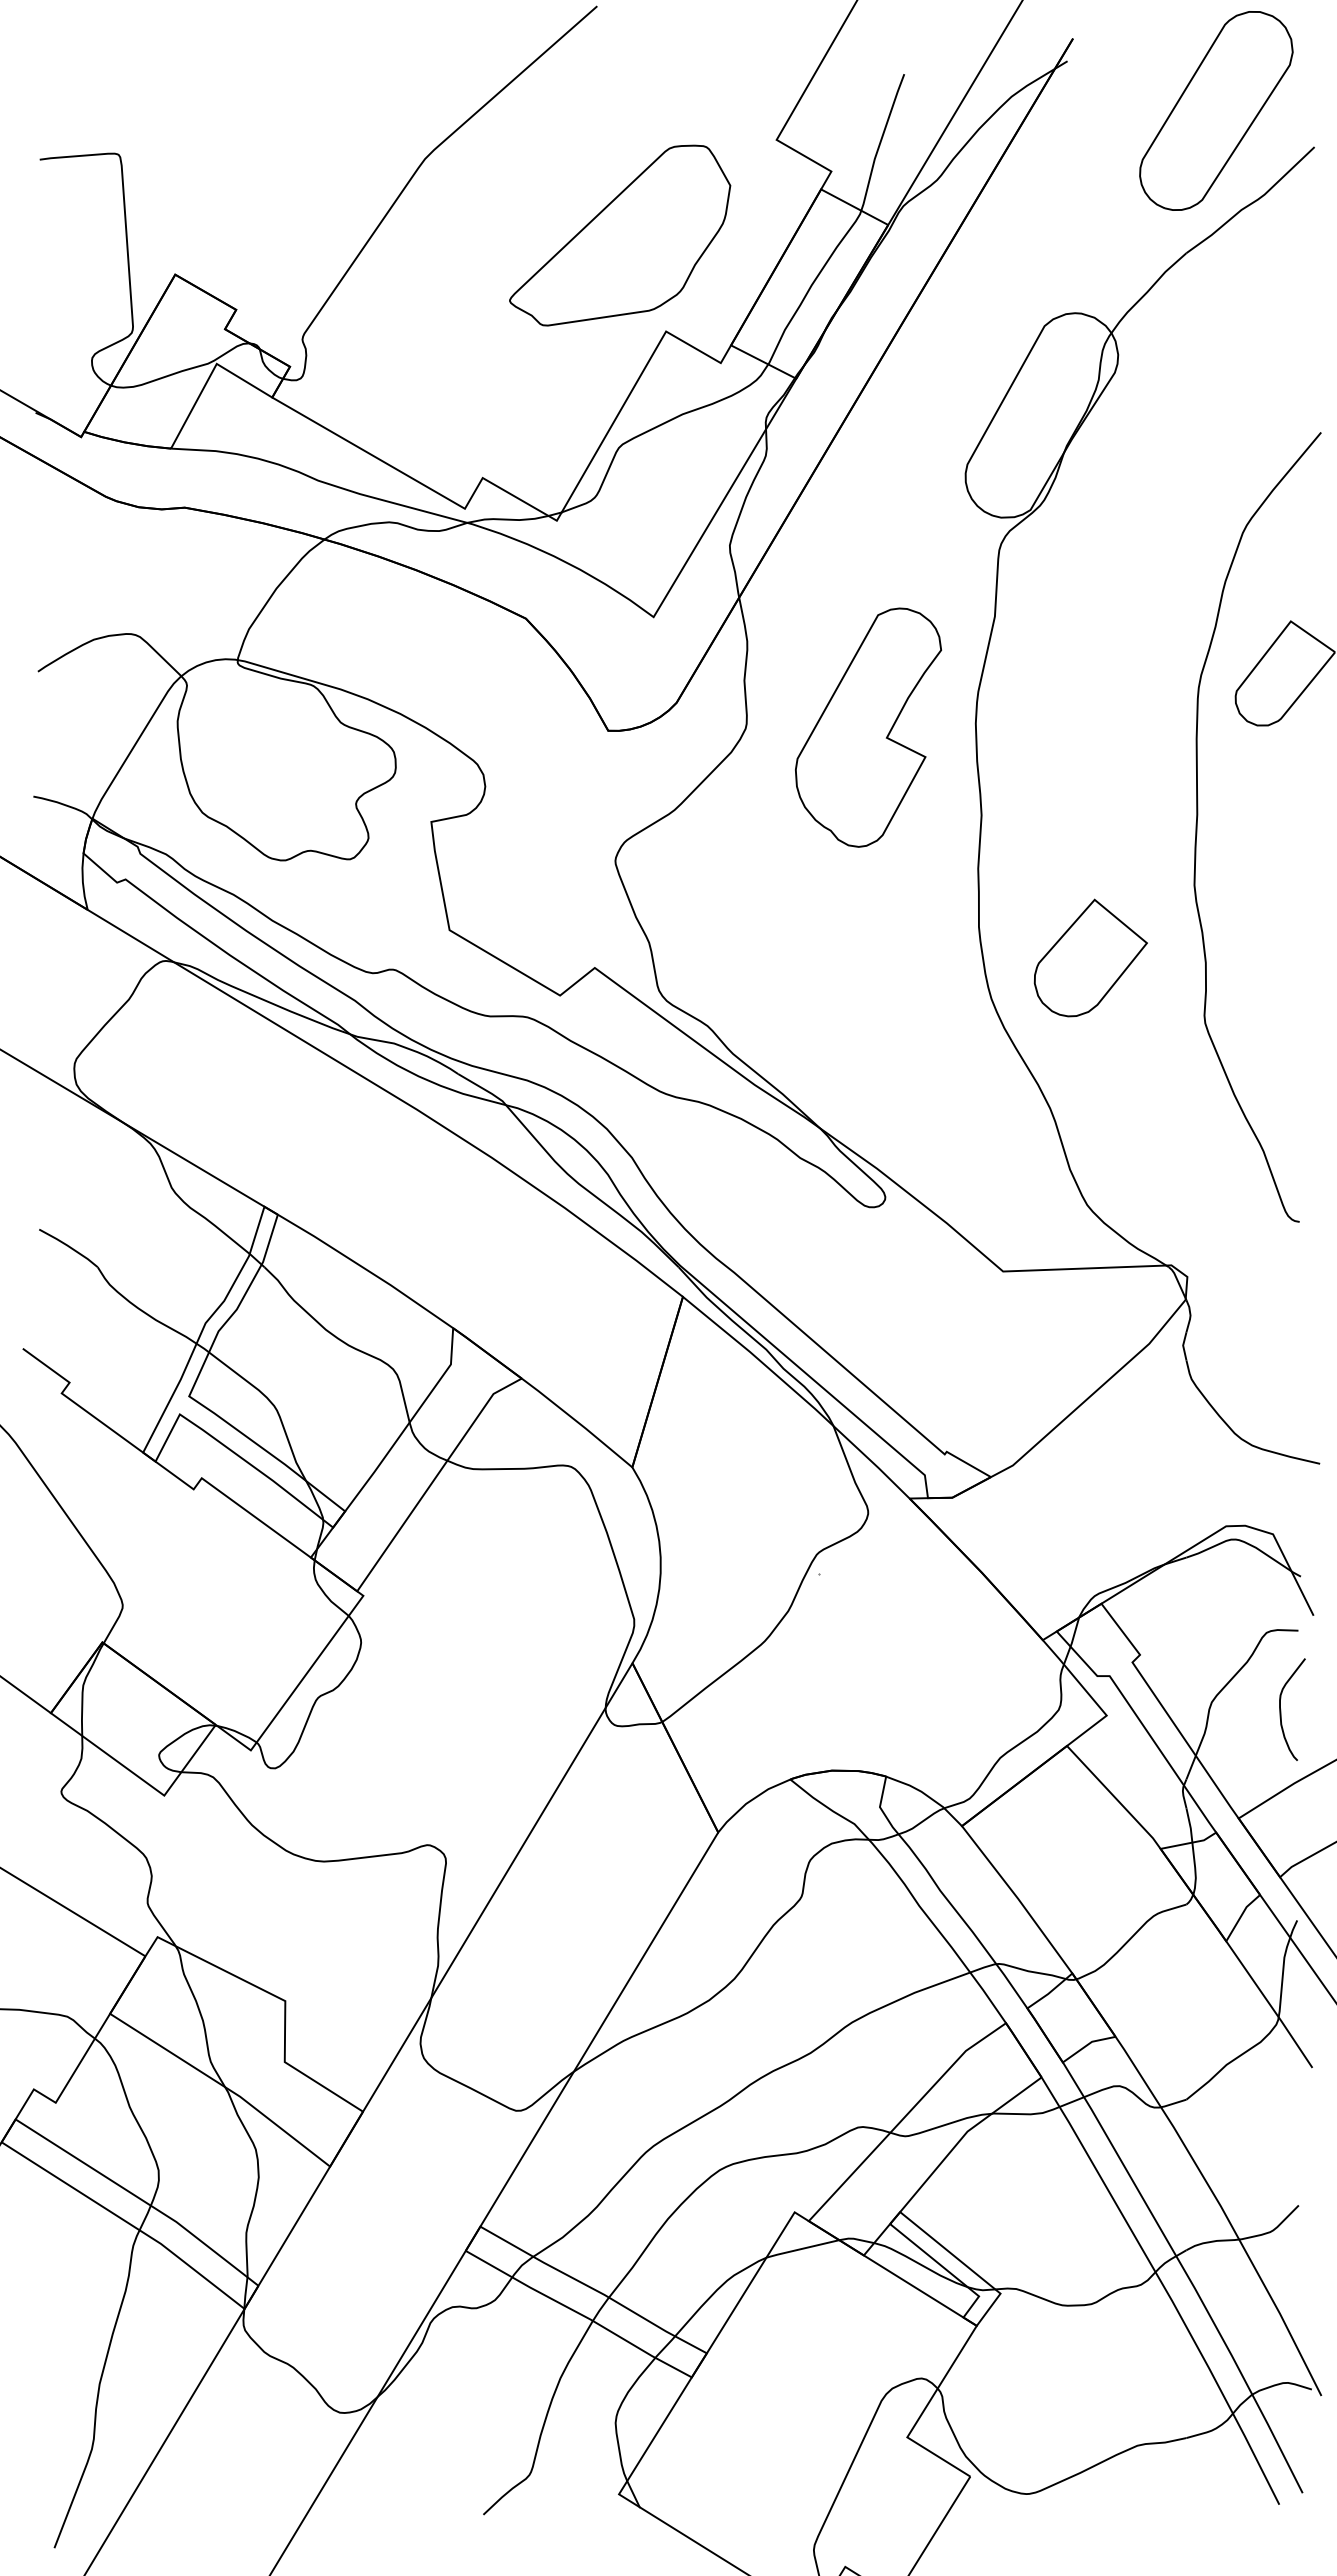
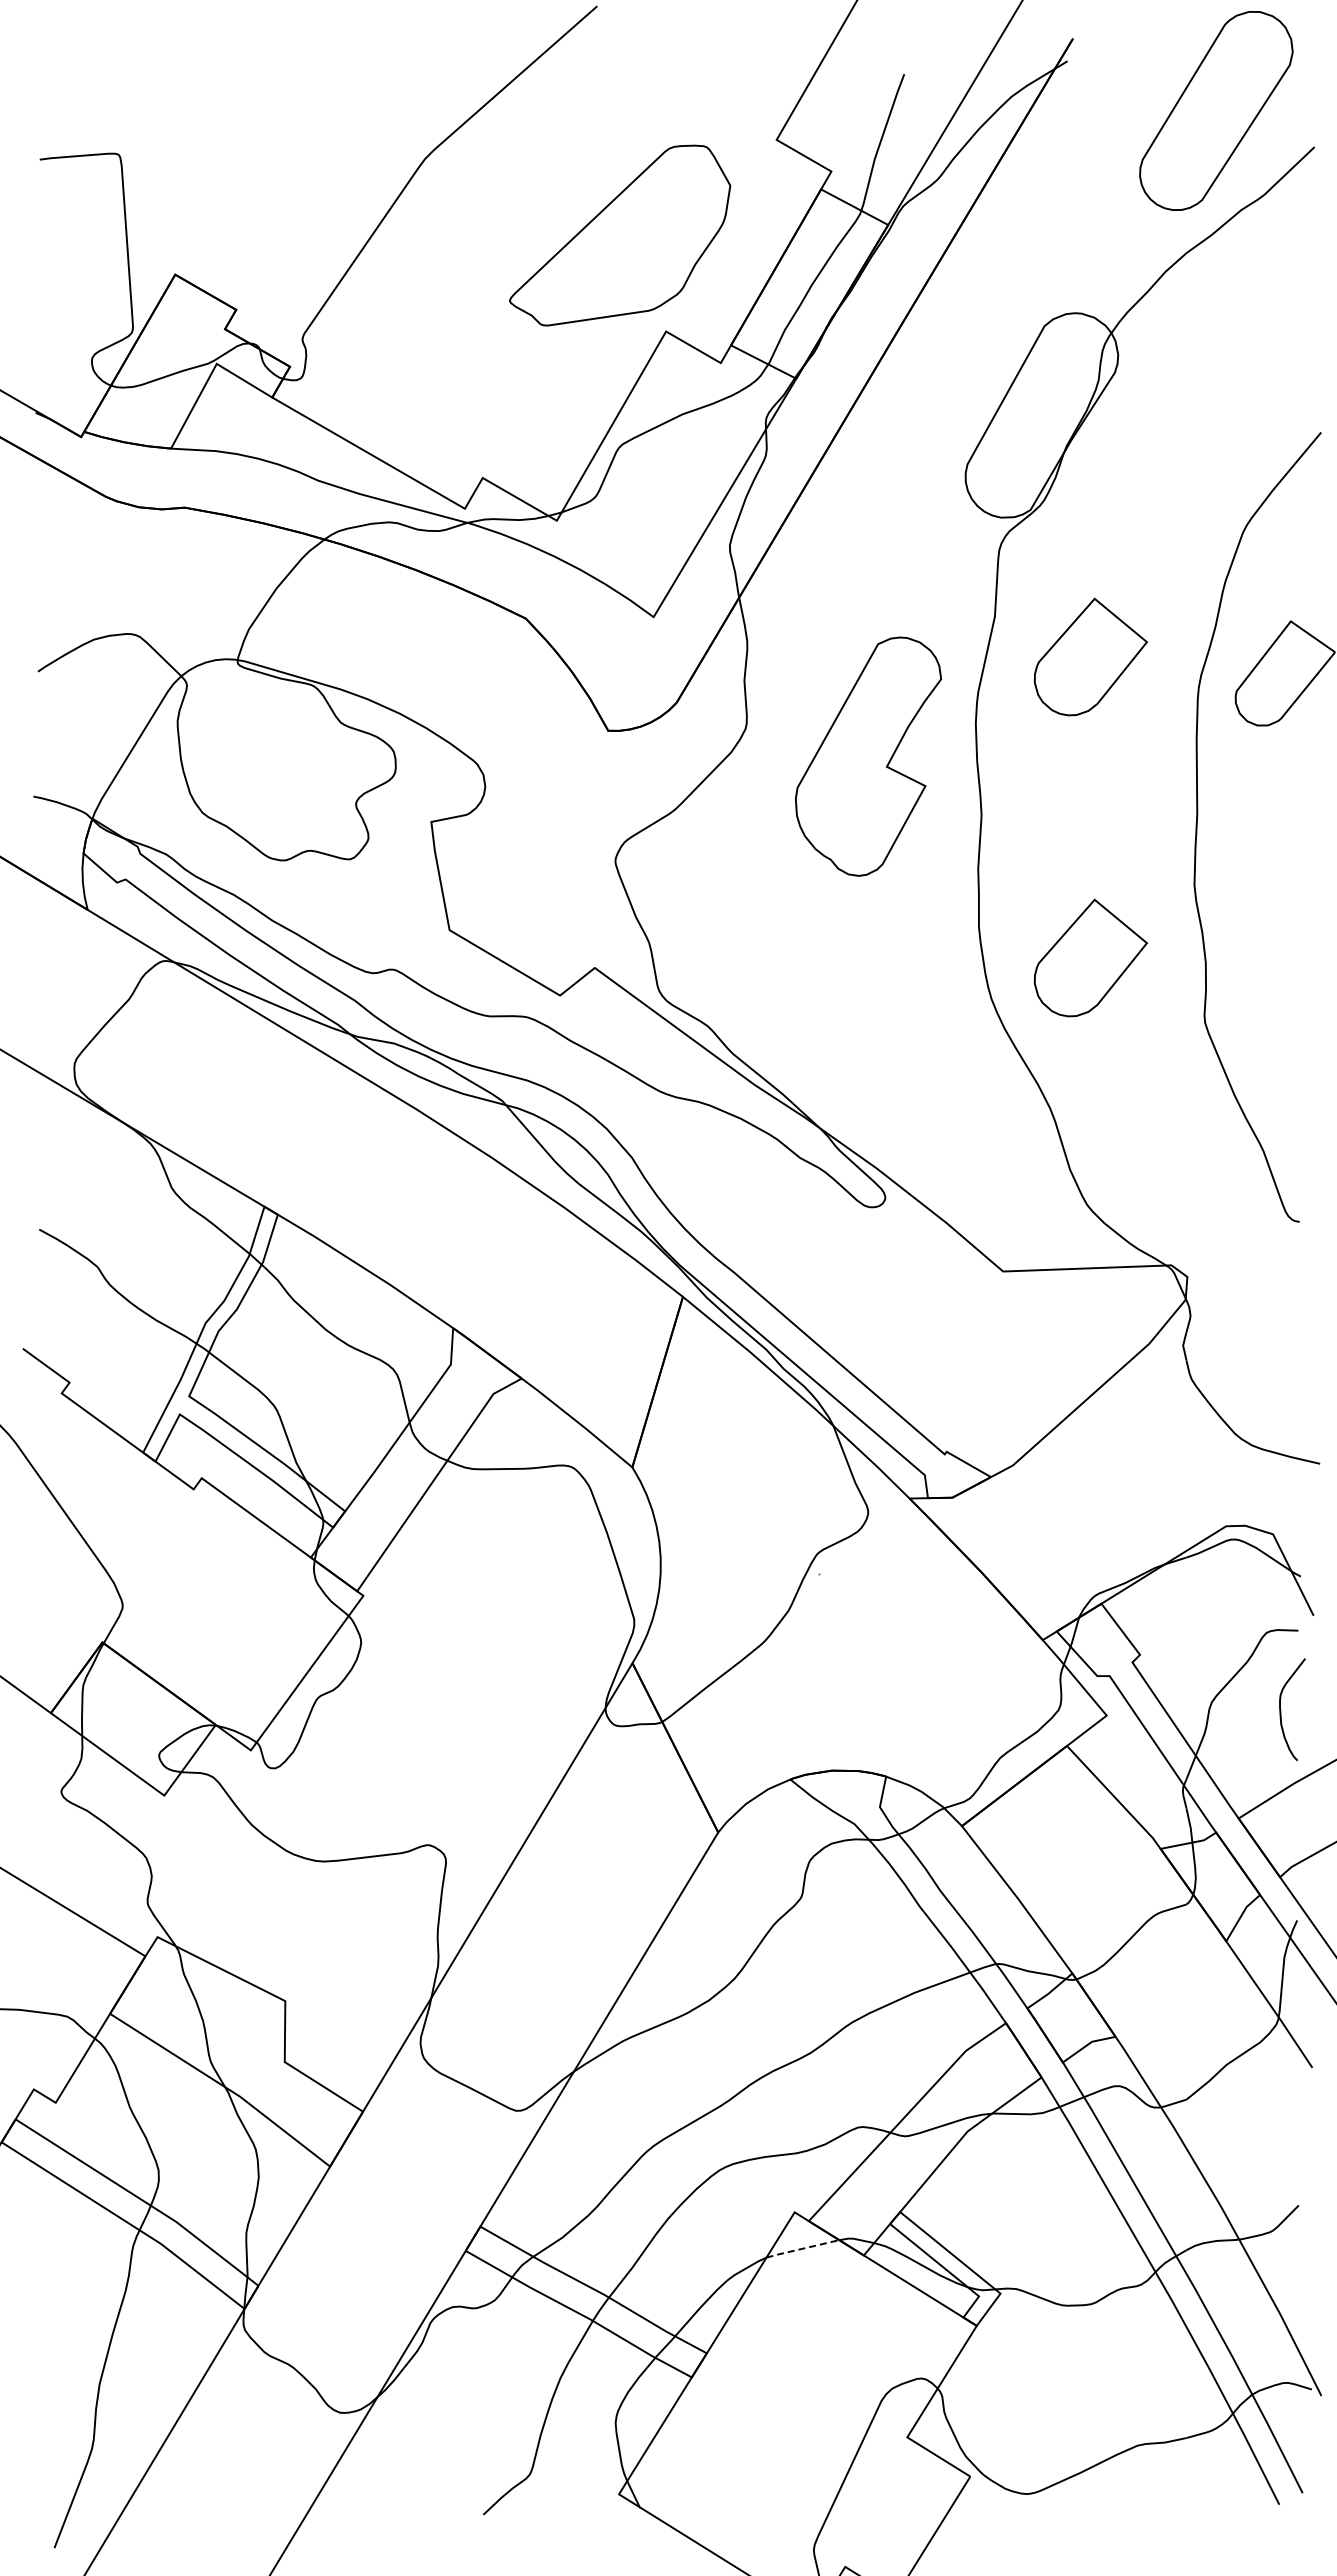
part: none -> present (1090, 656)
part position: (868, 727) -> (868, 756) (868, 756)
line: solid -> dashed (802, 2248)
